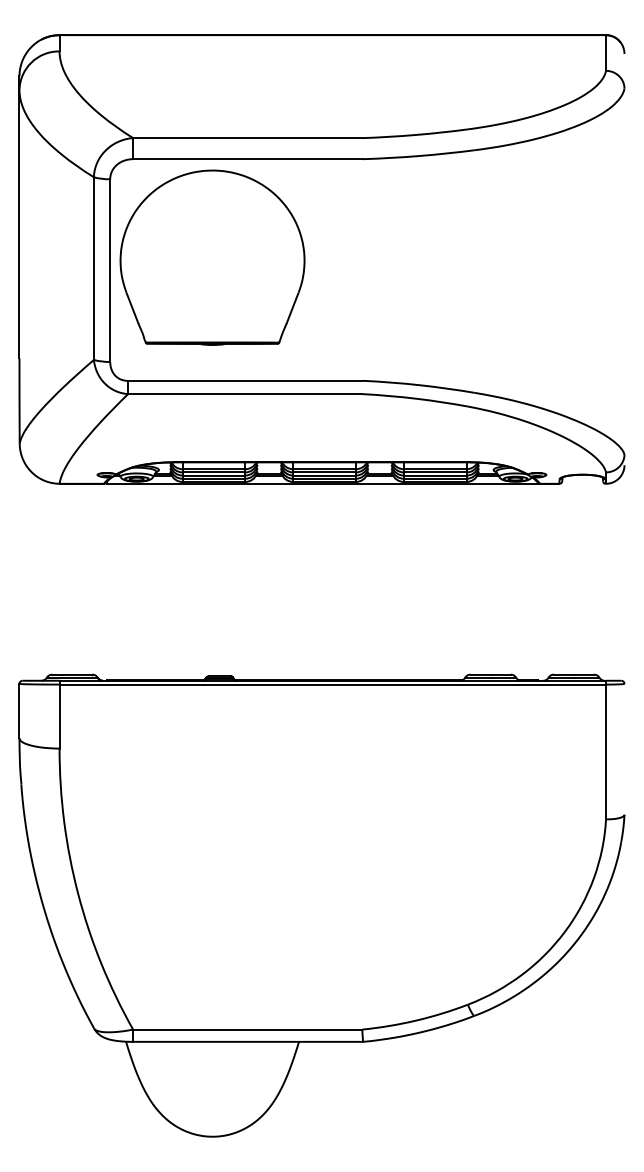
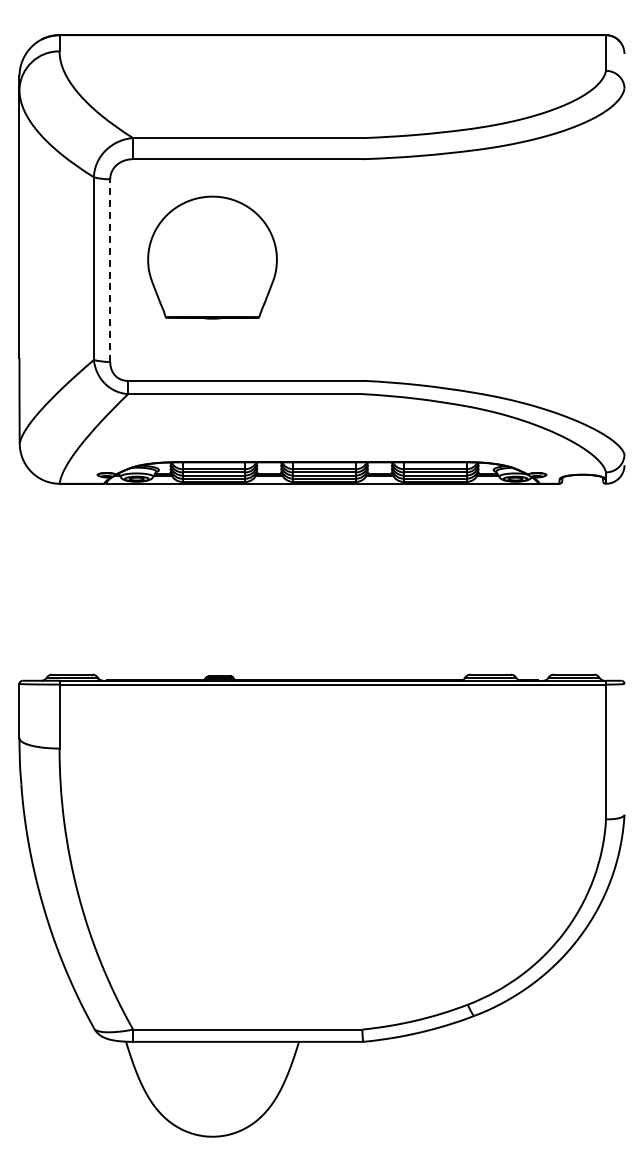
part size: 187x177 px -> 131x125 px (212, 257)
line: solid -> dashed (110, 270)
